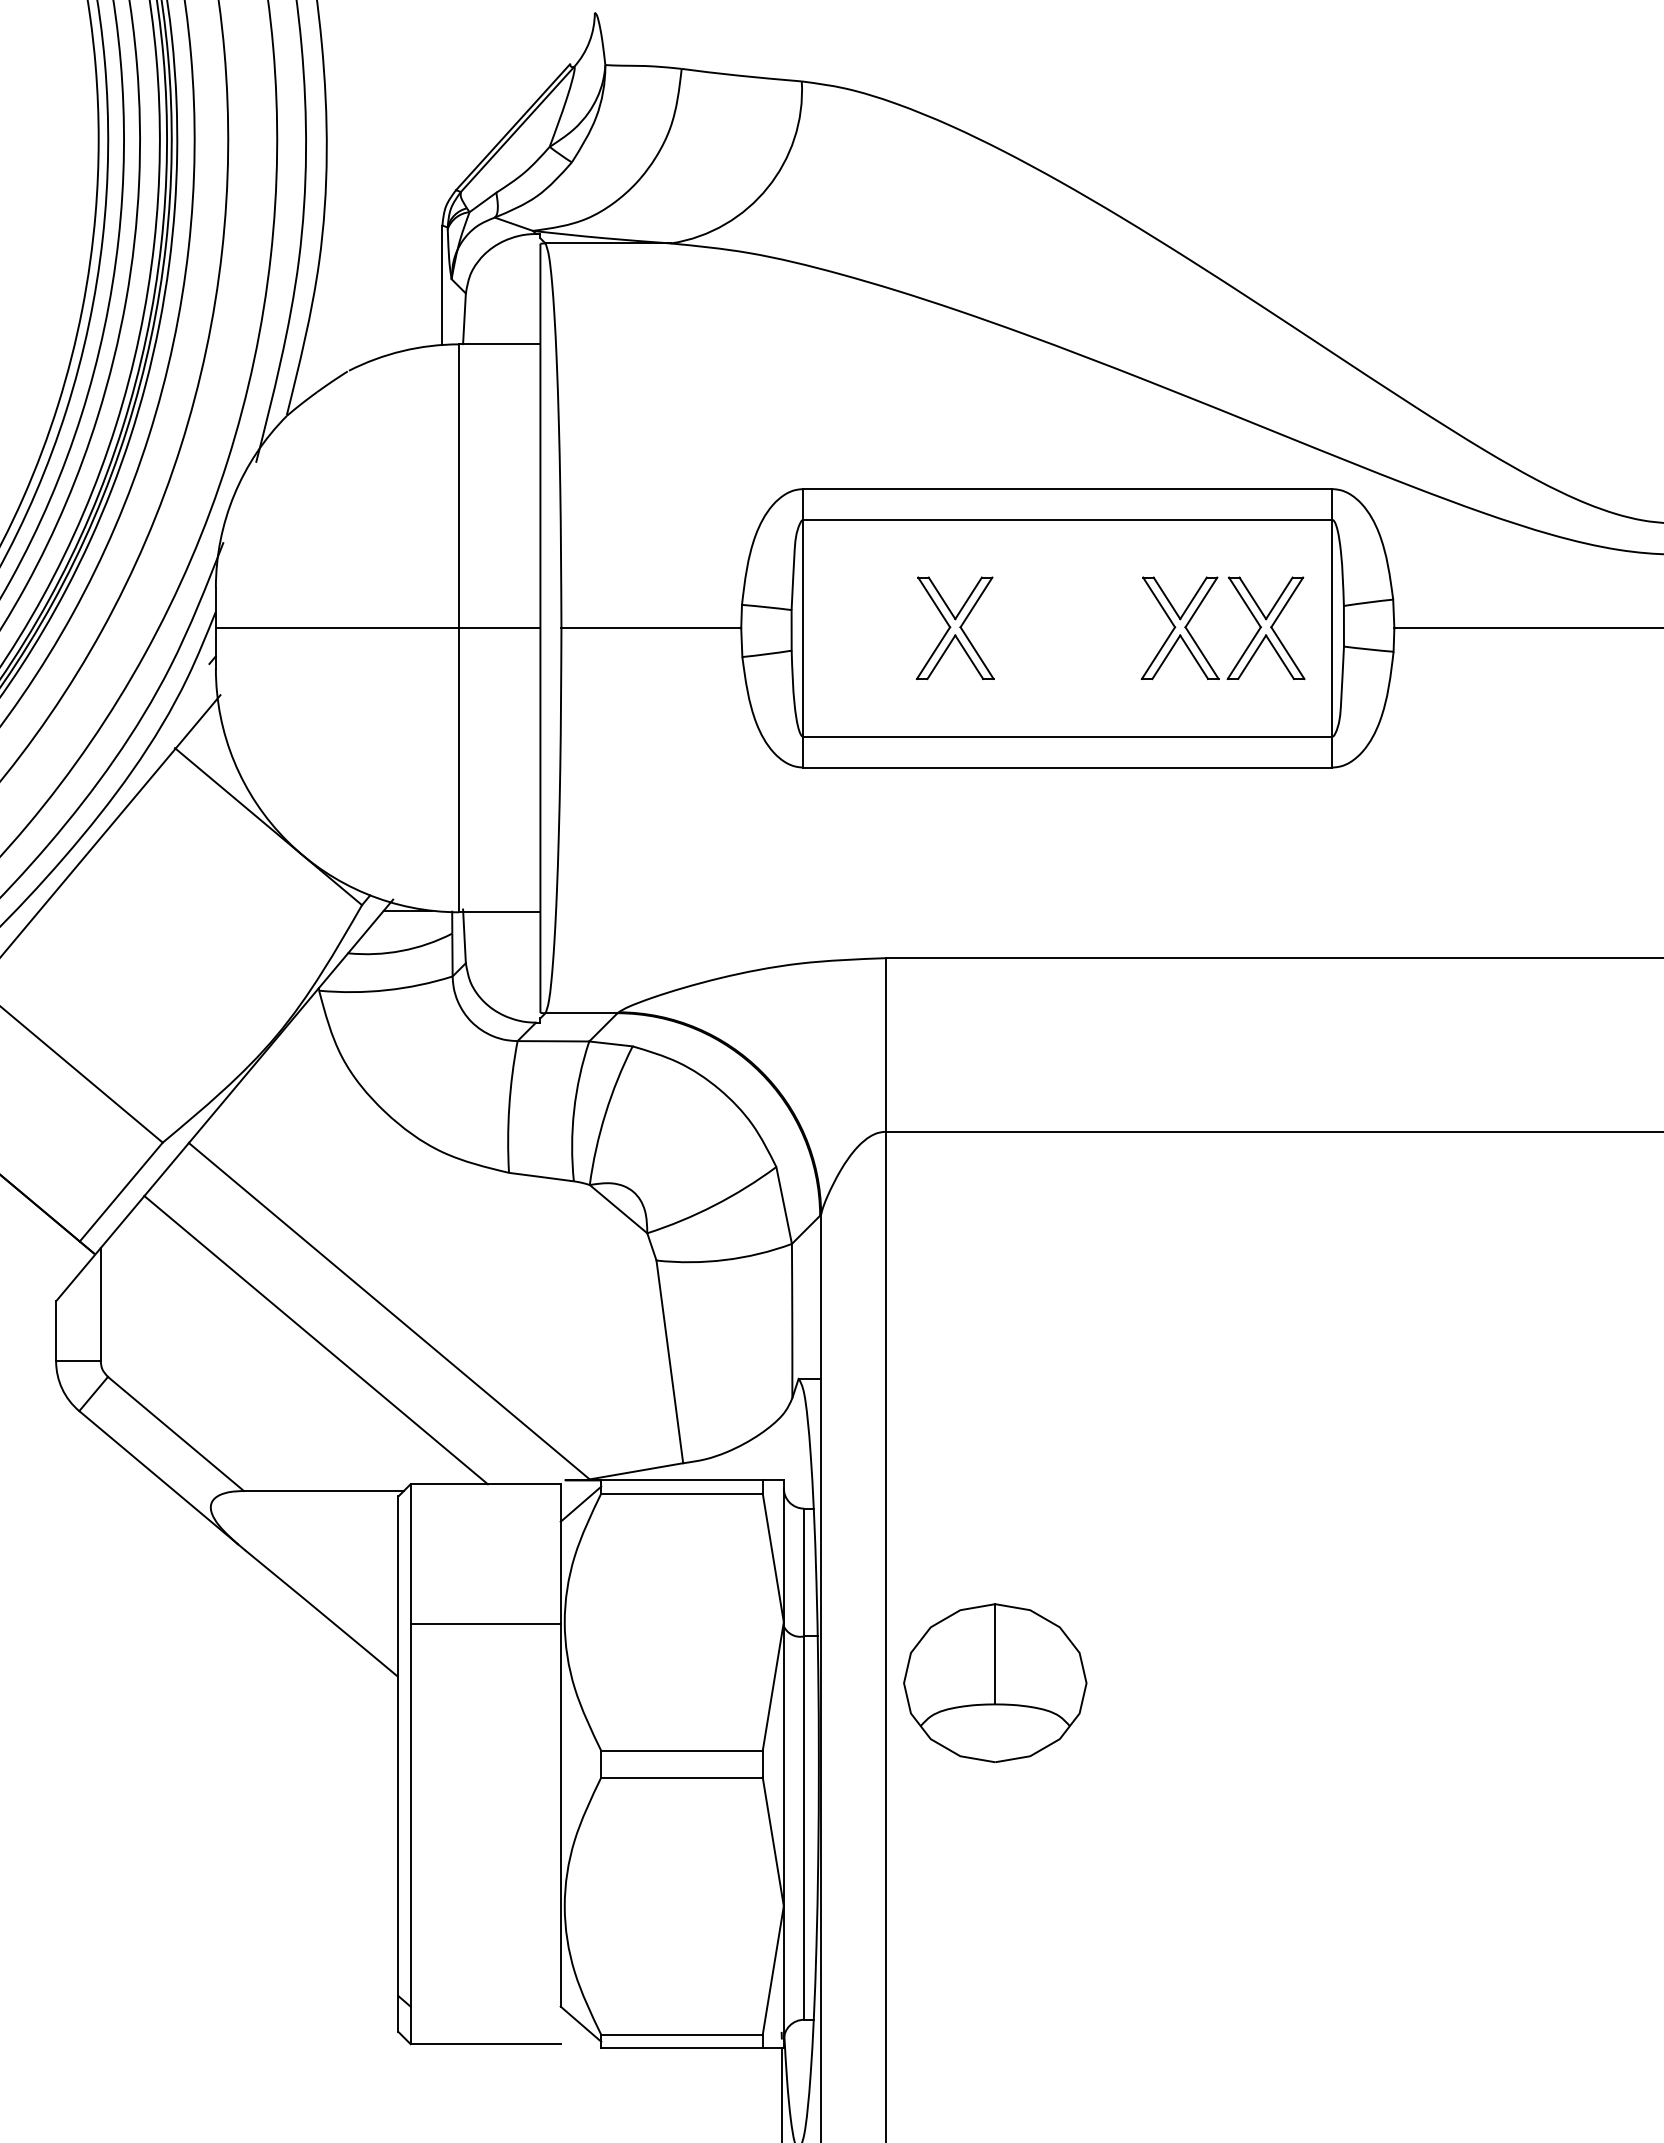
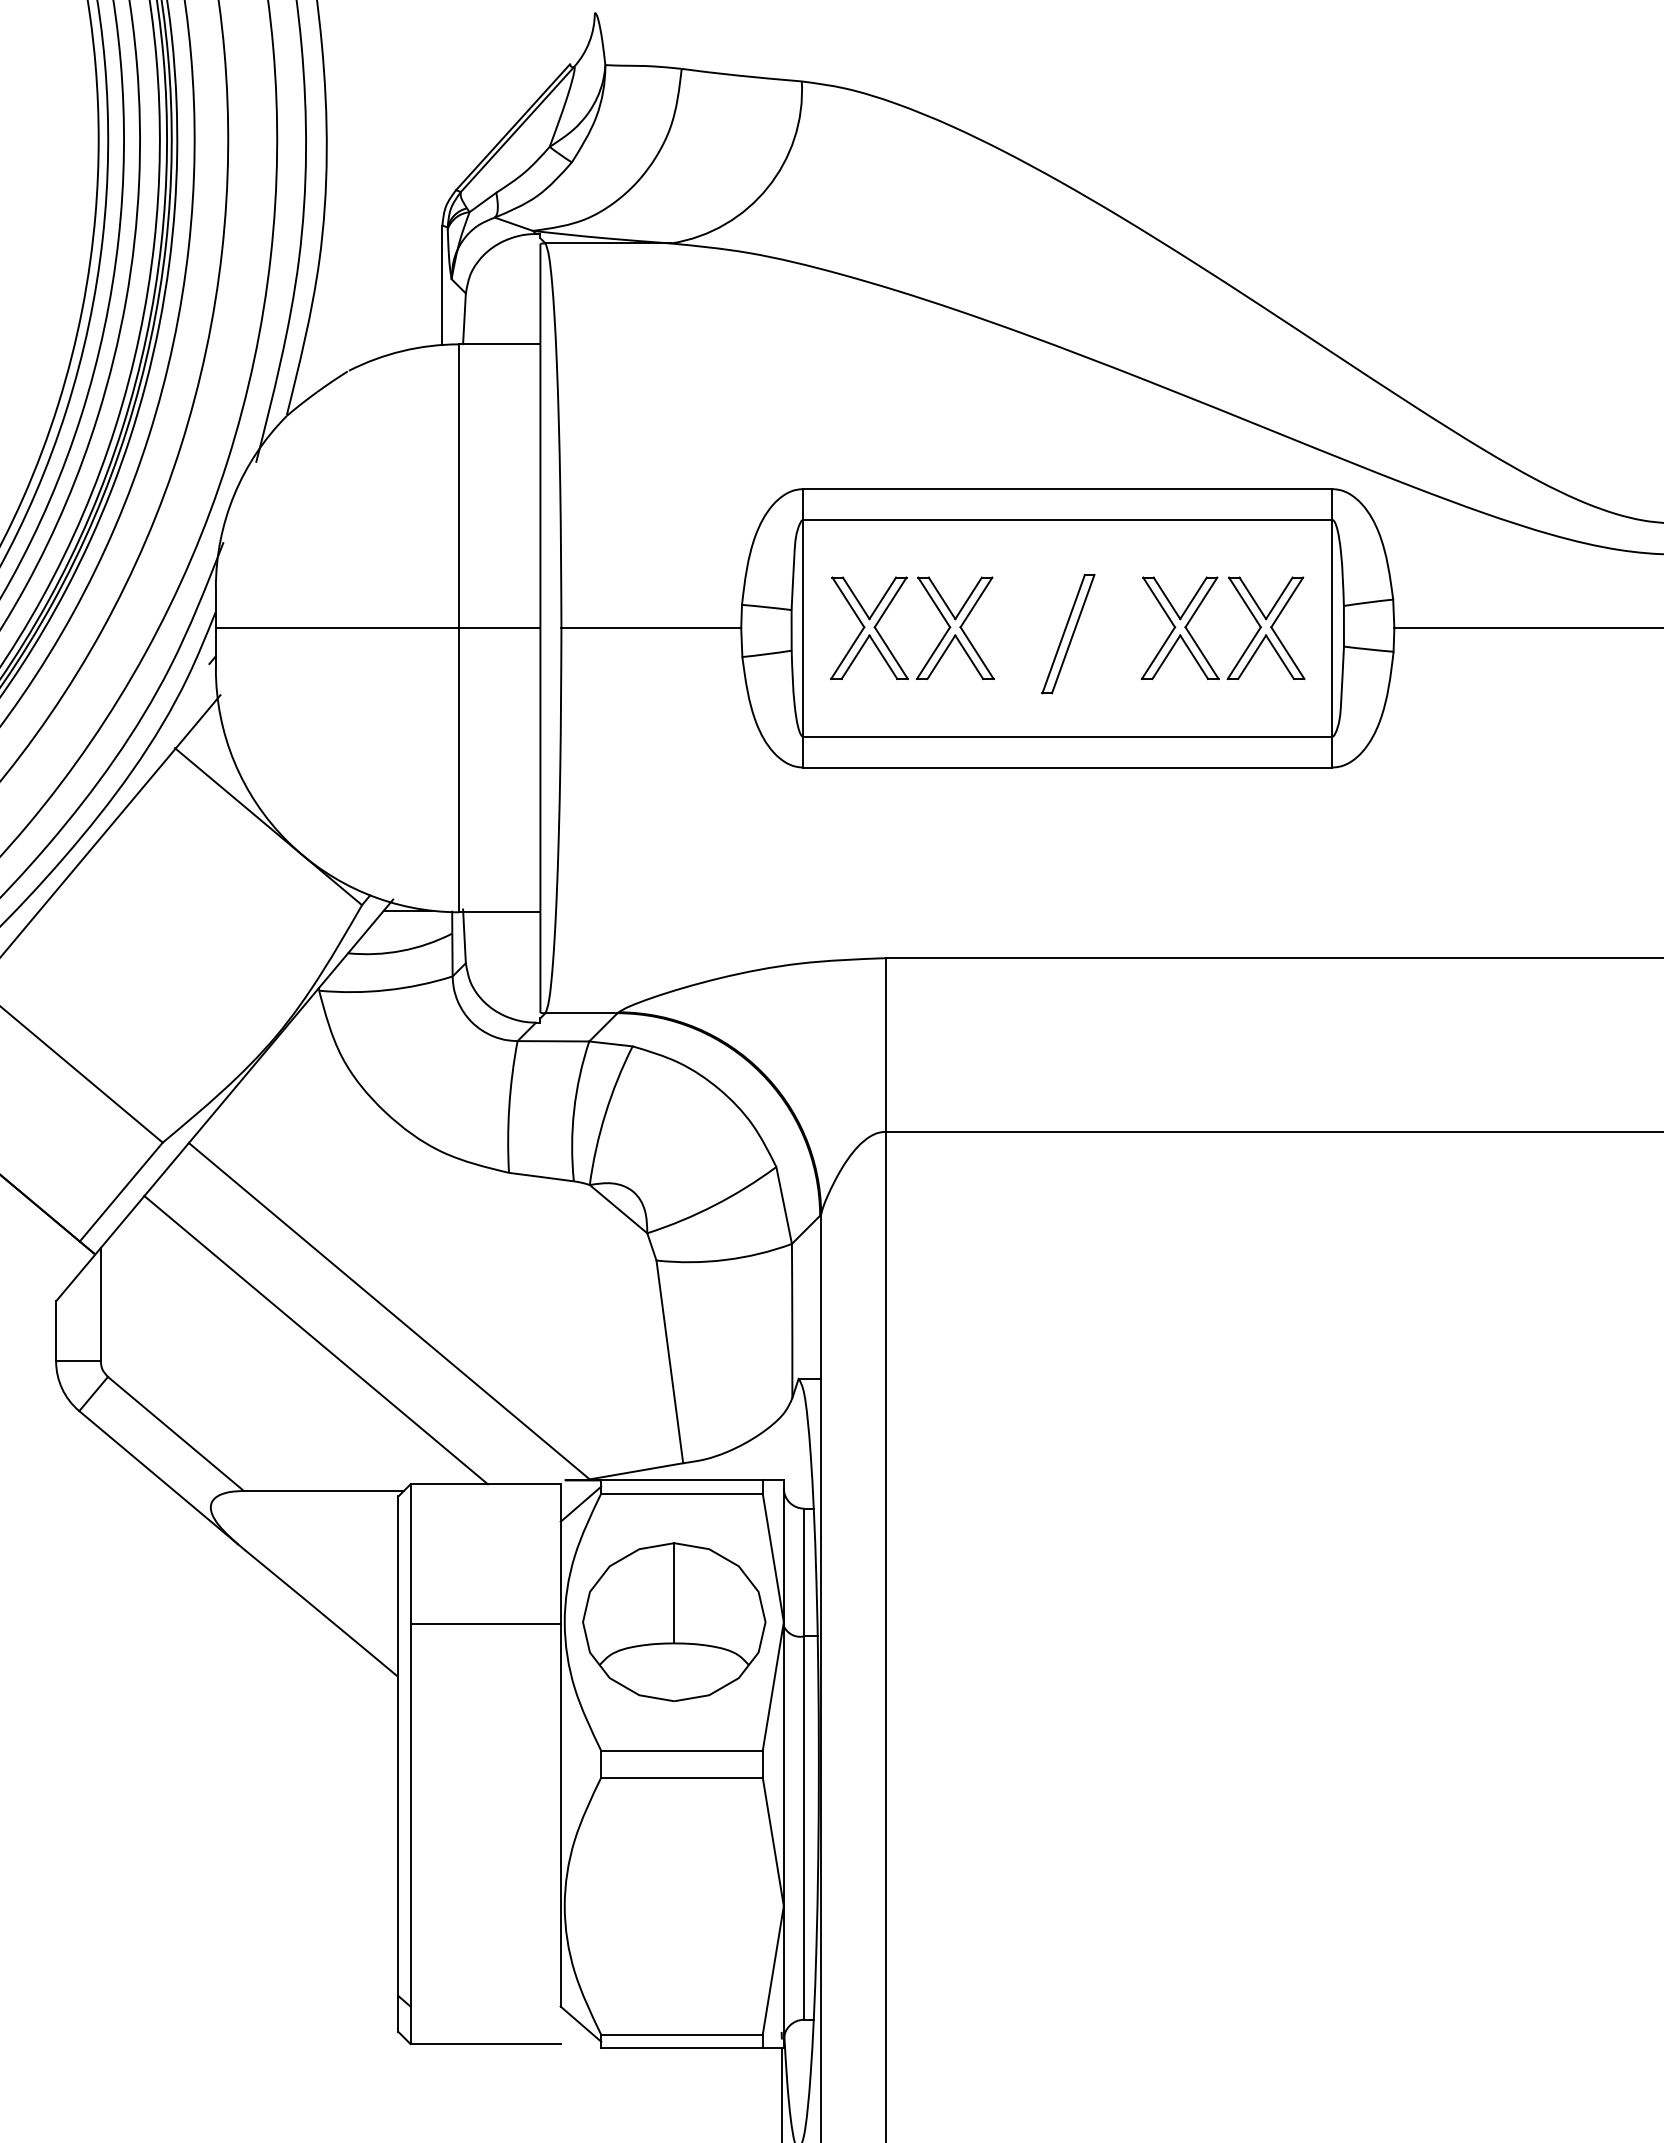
part: none -> present (869, 627)
part: none -> present (1068, 634)
part position: (995, 1683) -> (674, 1622) (674, 1622)
